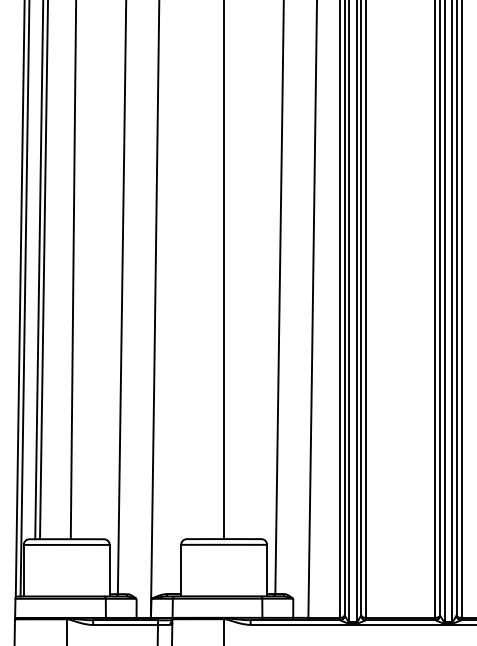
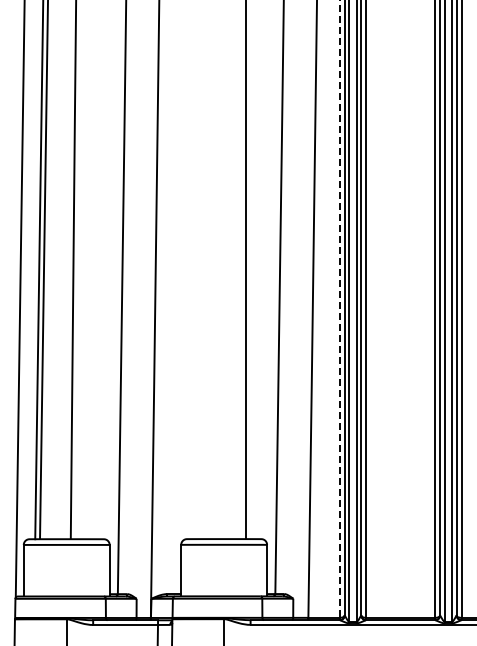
line position: (224, 270) -> (246, 270) (246, 270)
line: present -> none (24, 299)
line: solid -> dashed (339, 309)
